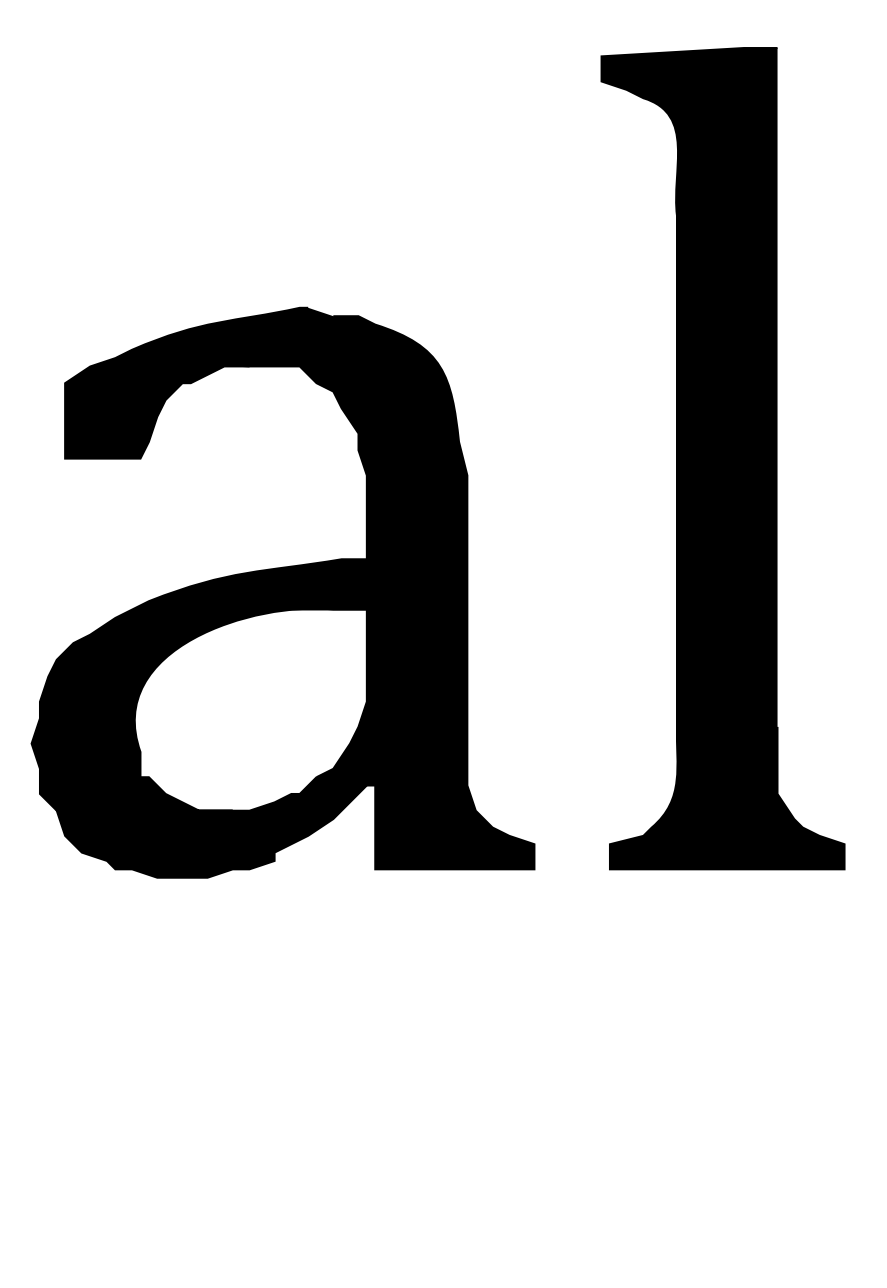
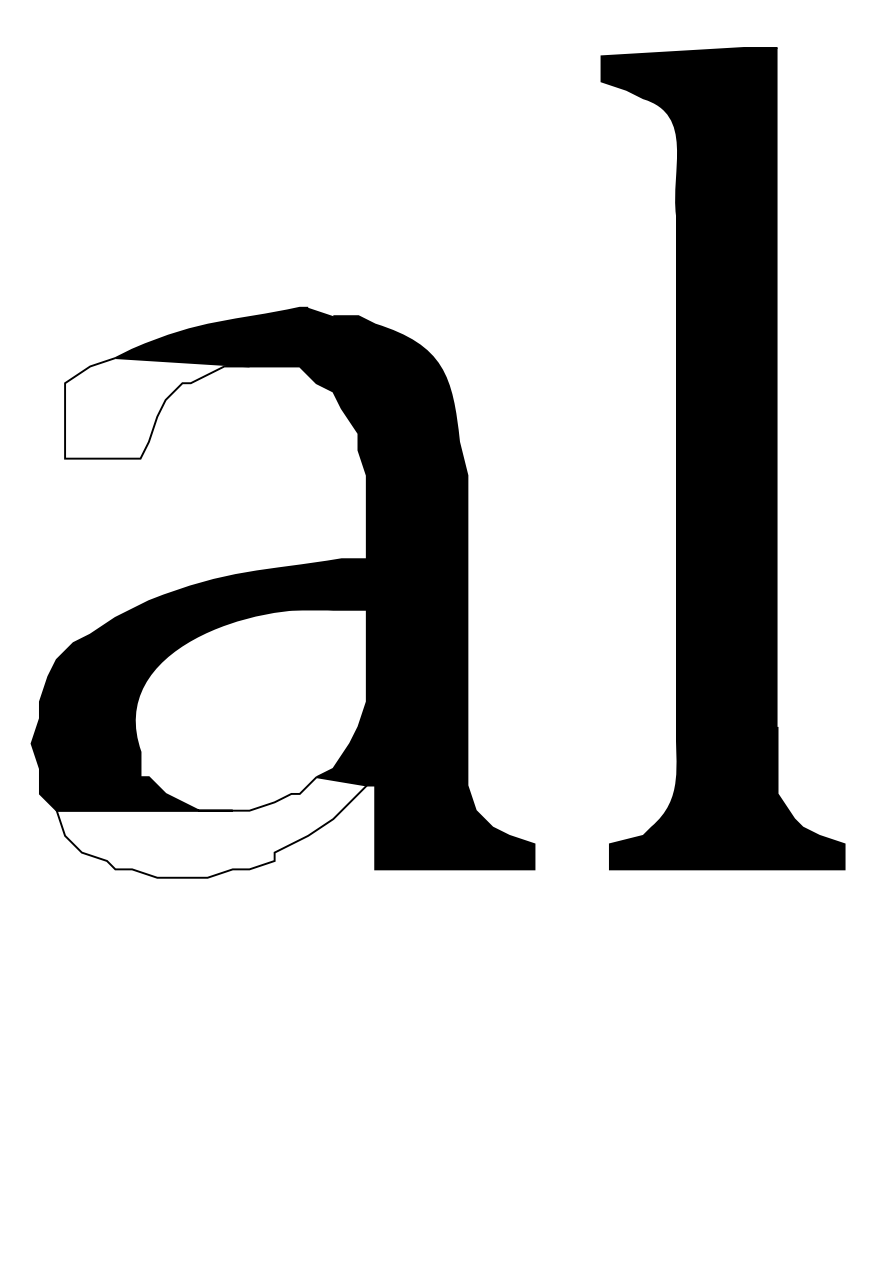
fill: present -> none (157, 408)
fill: present -> none (211, 827)
